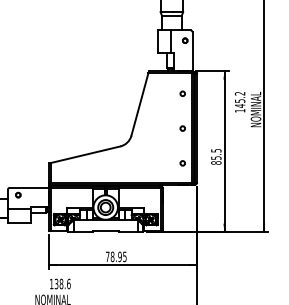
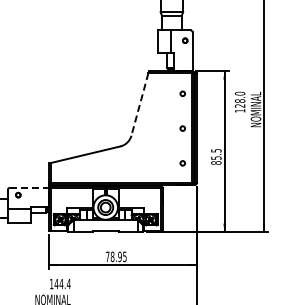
text: 145.2 -> 128.0 (239, 99)
line: solid -> dashed (139, 104)
line: solid -> dashed (29, 187)
text: 138.6 -> 144.4 (62, 283)
